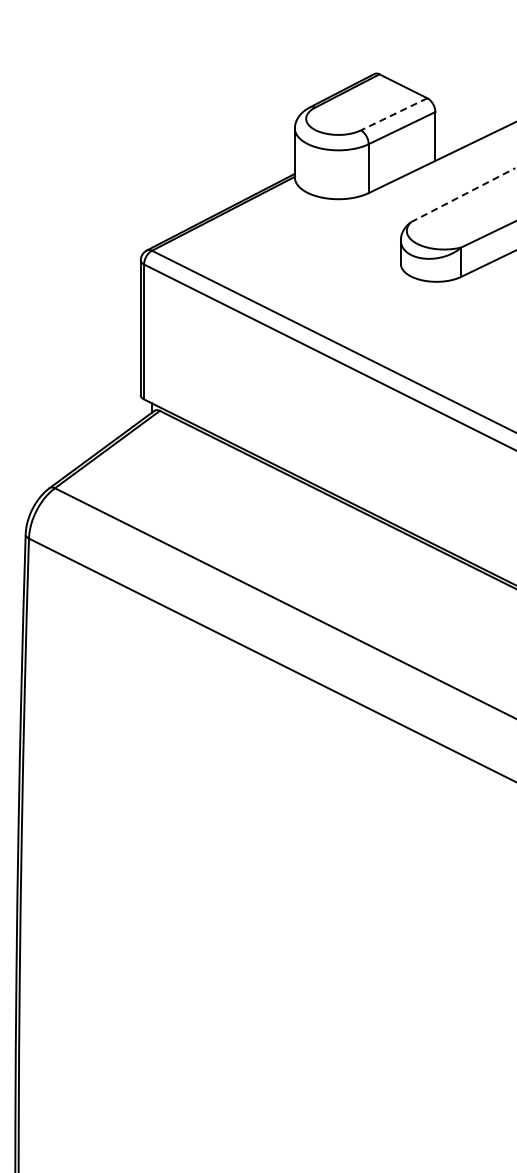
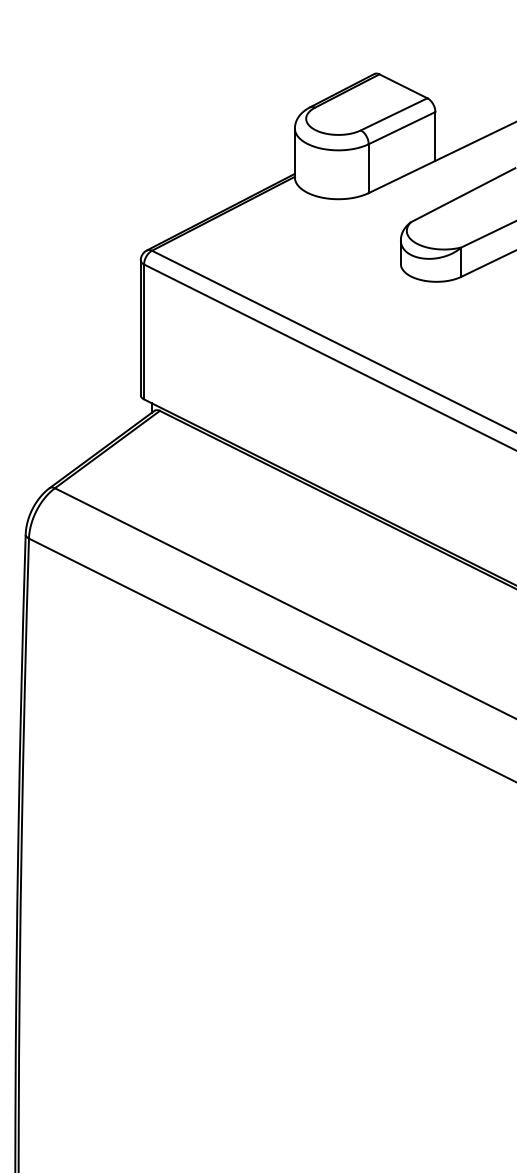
line: dashed -> solid (394, 114)
line: dashed -> solid (463, 195)
